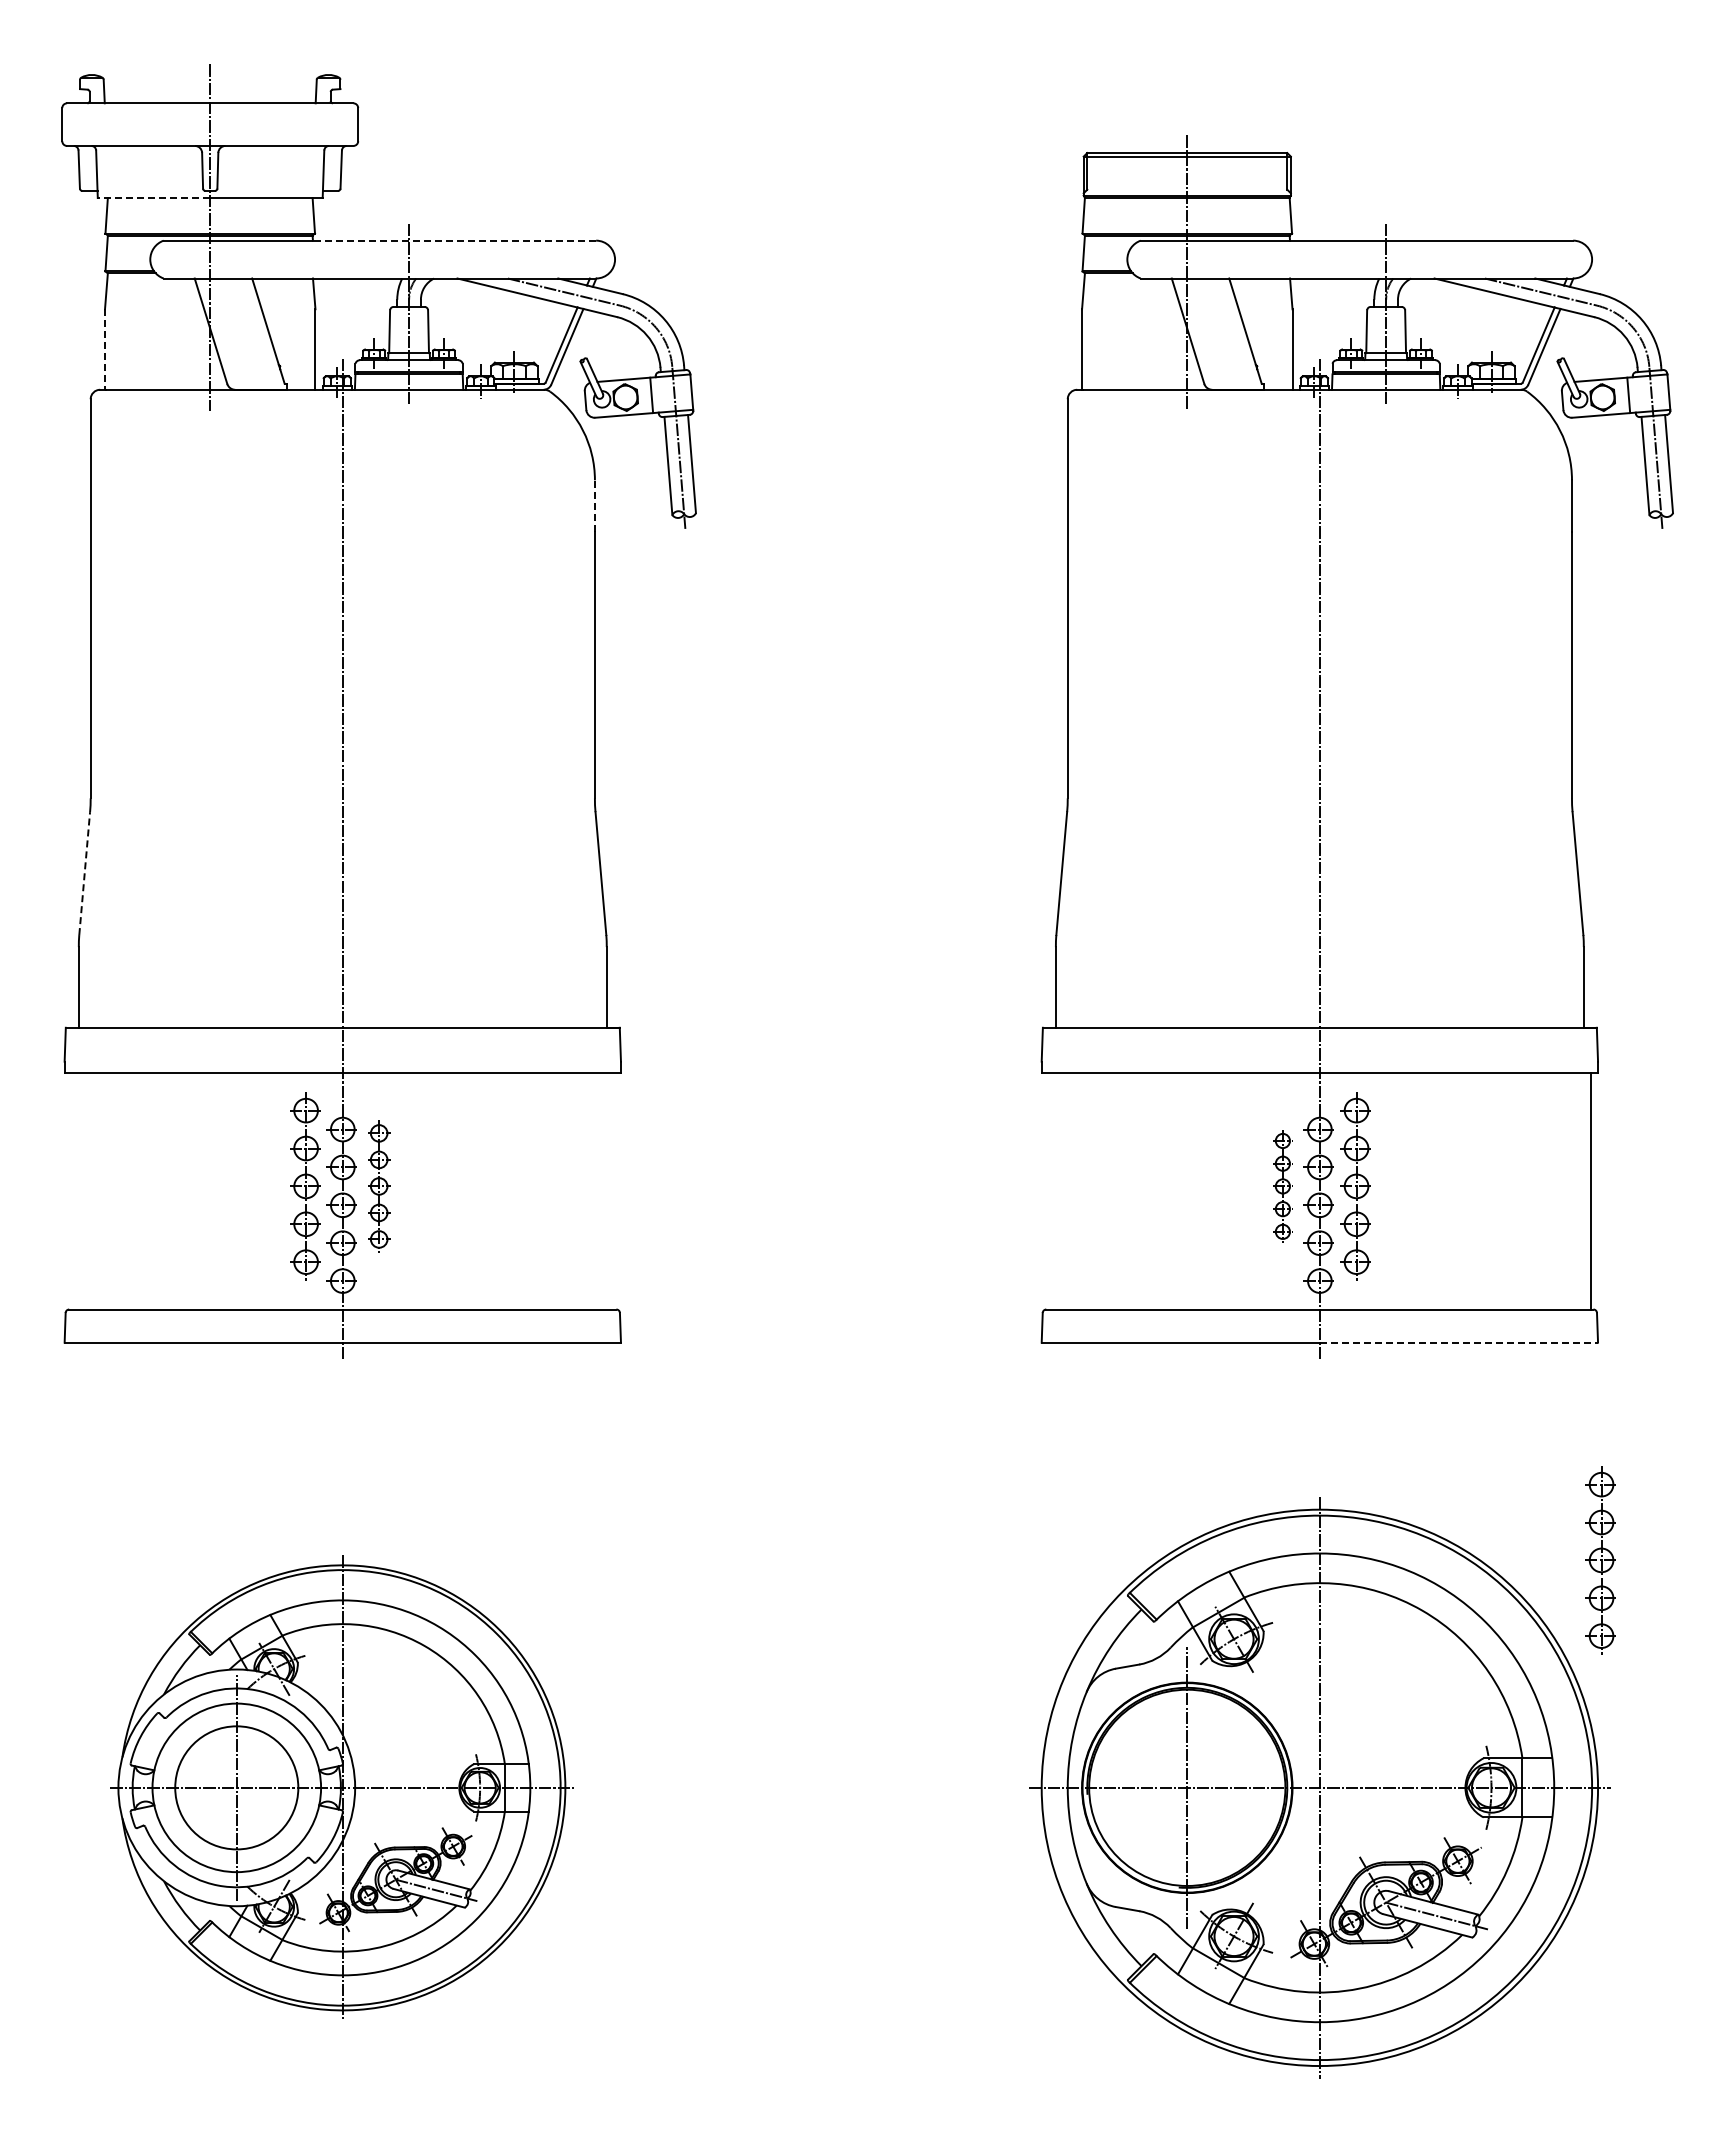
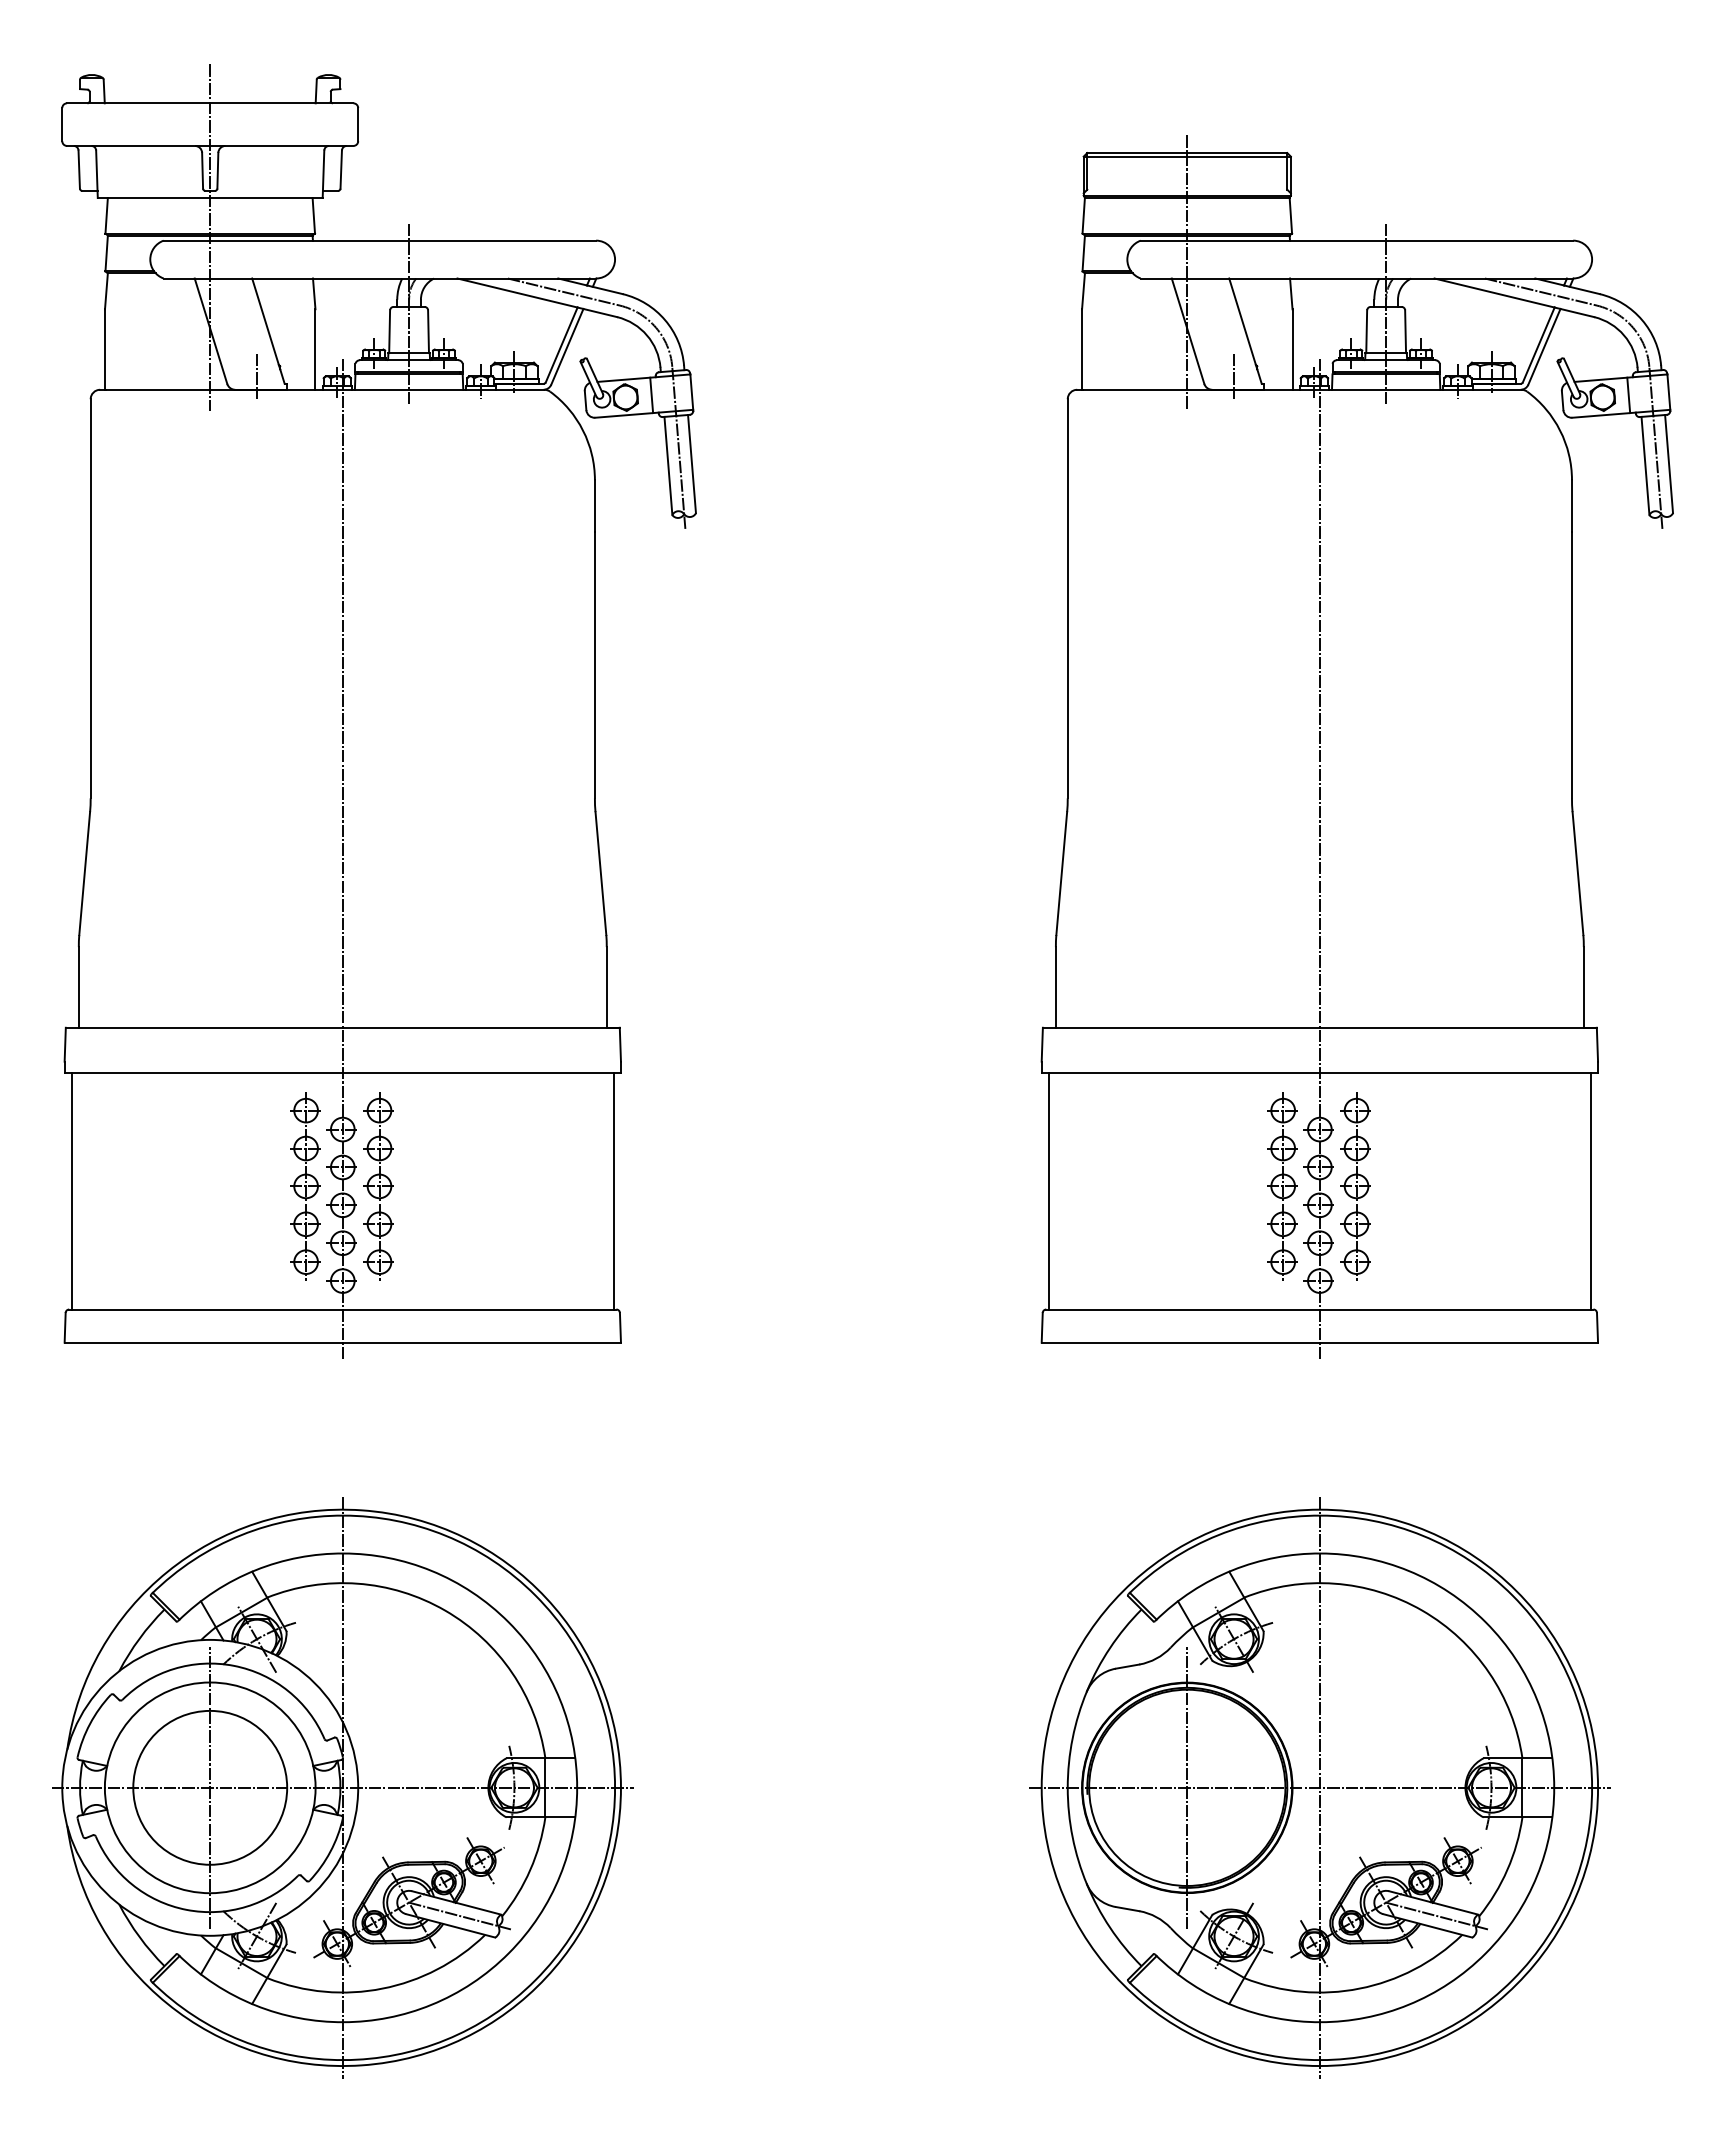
line: dashed -> solid (153, 198)
line: dashed -> solid (454, 240)
line: dashed -> solid (105, 350)
line: none -> present (257, 375)
line: none -> present (1234, 375)
line: dashed -> solid (594, 506)
line: dashed -> solid (84, 873)
part size: 23x133 px -> 31x189 px (378, 1186)
part size: 20x113 px -> 31x189 px (1282, 1186)
line: none -> present (71, 1190)
line: none -> present (613, 1190)
line: none -> present (1048, 1190)
line: dashed -> solid (1459, 1342)
part: present -> none (1600, 1560)
part size: 464x464 px -> 582x582 px (342, 1787)
